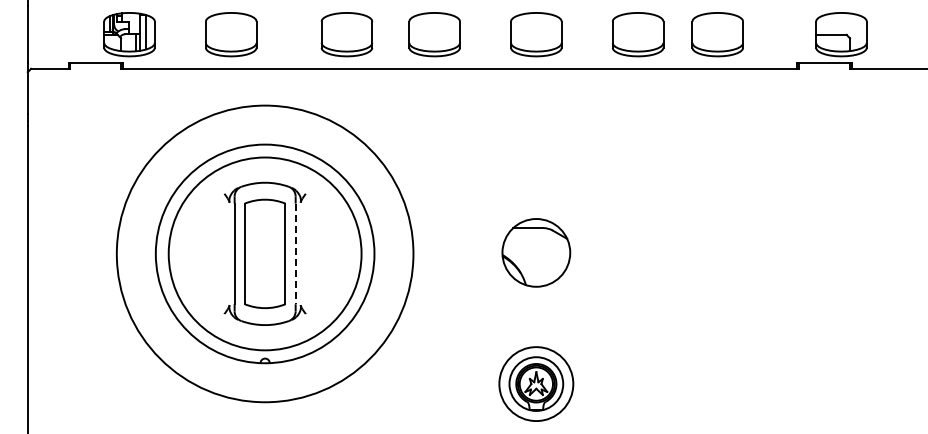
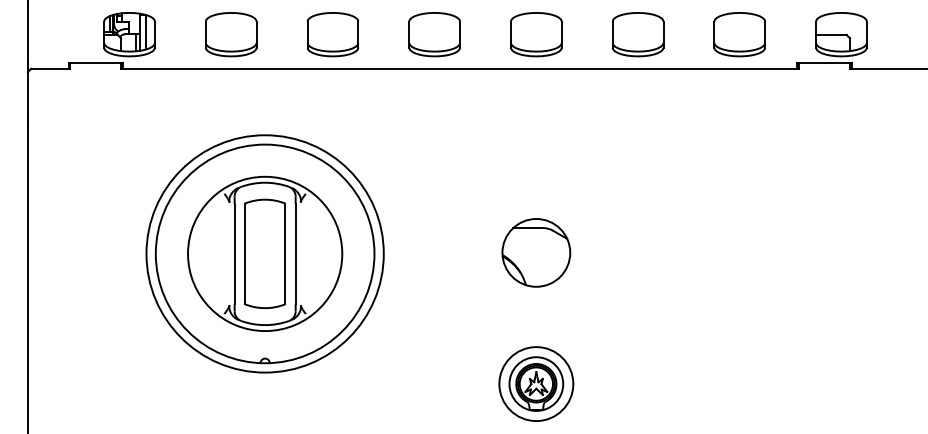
part position: (346, 34) -> (332, 34) (332, 34)
part position: (717, 34) -> (739, 34) (739, 34)
circle diameter: 193 px -> 154 px (265, 253)
circle diameter: 297 px -> 237 px (264, 253)
line: dashed -> solid (295, 254)
